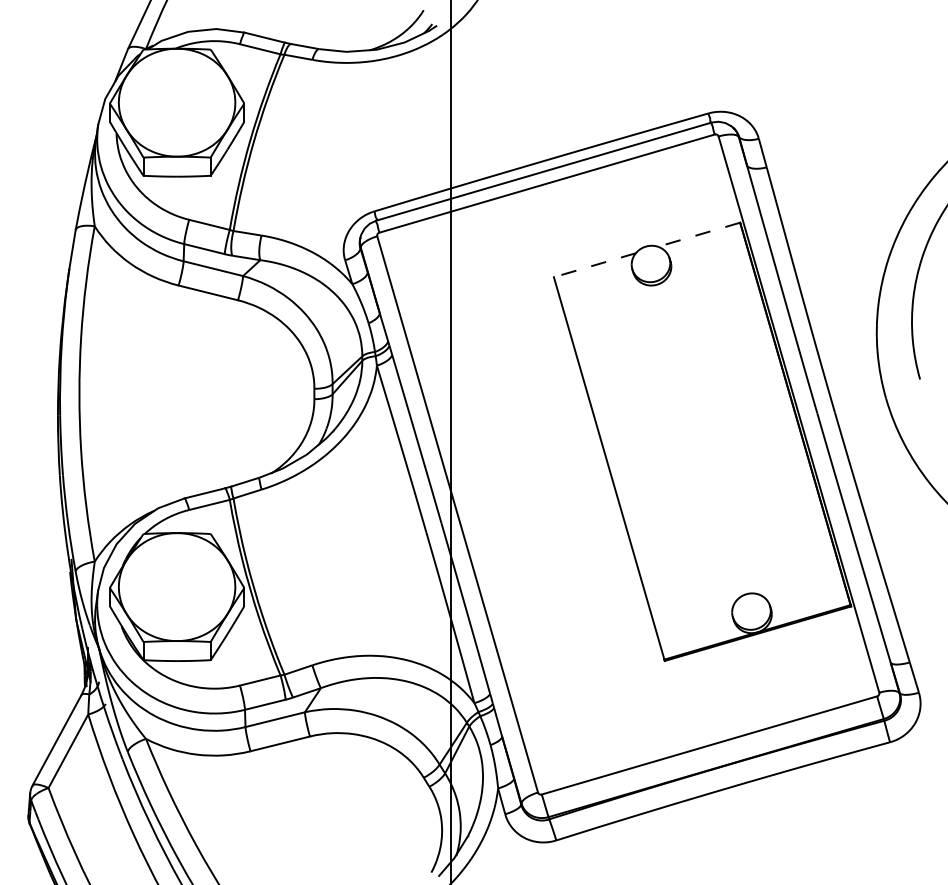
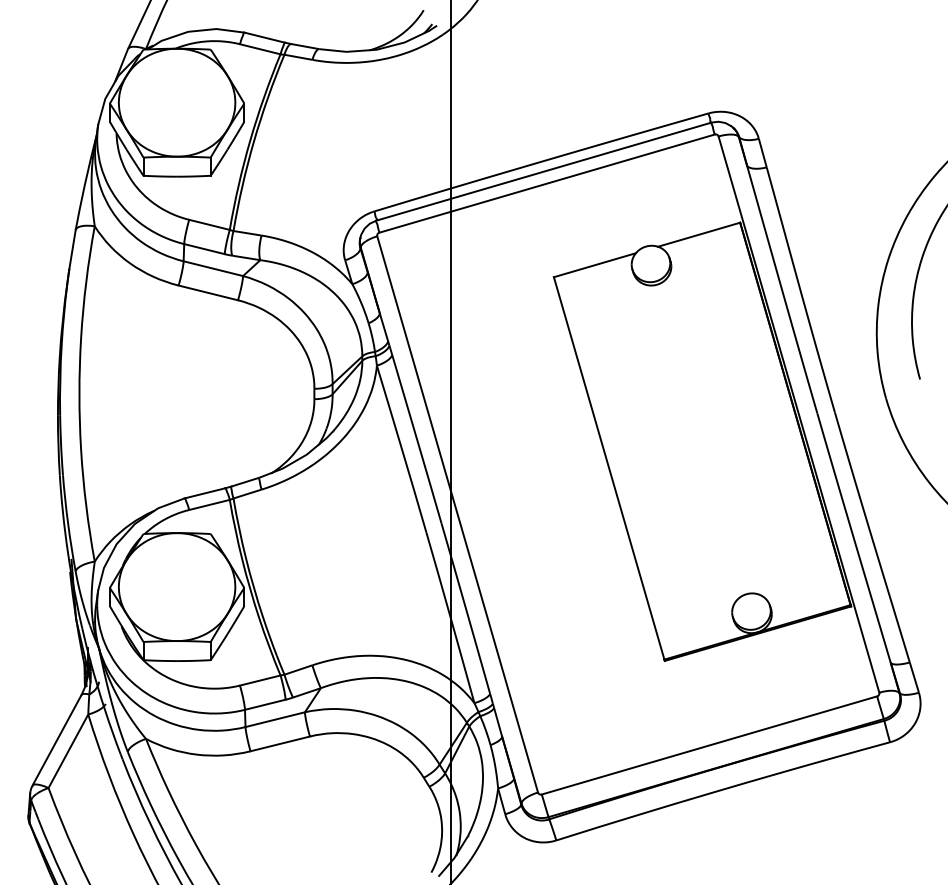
line: dashed -> solid (699, 234)
line: dashed -> solid (594, 265)
